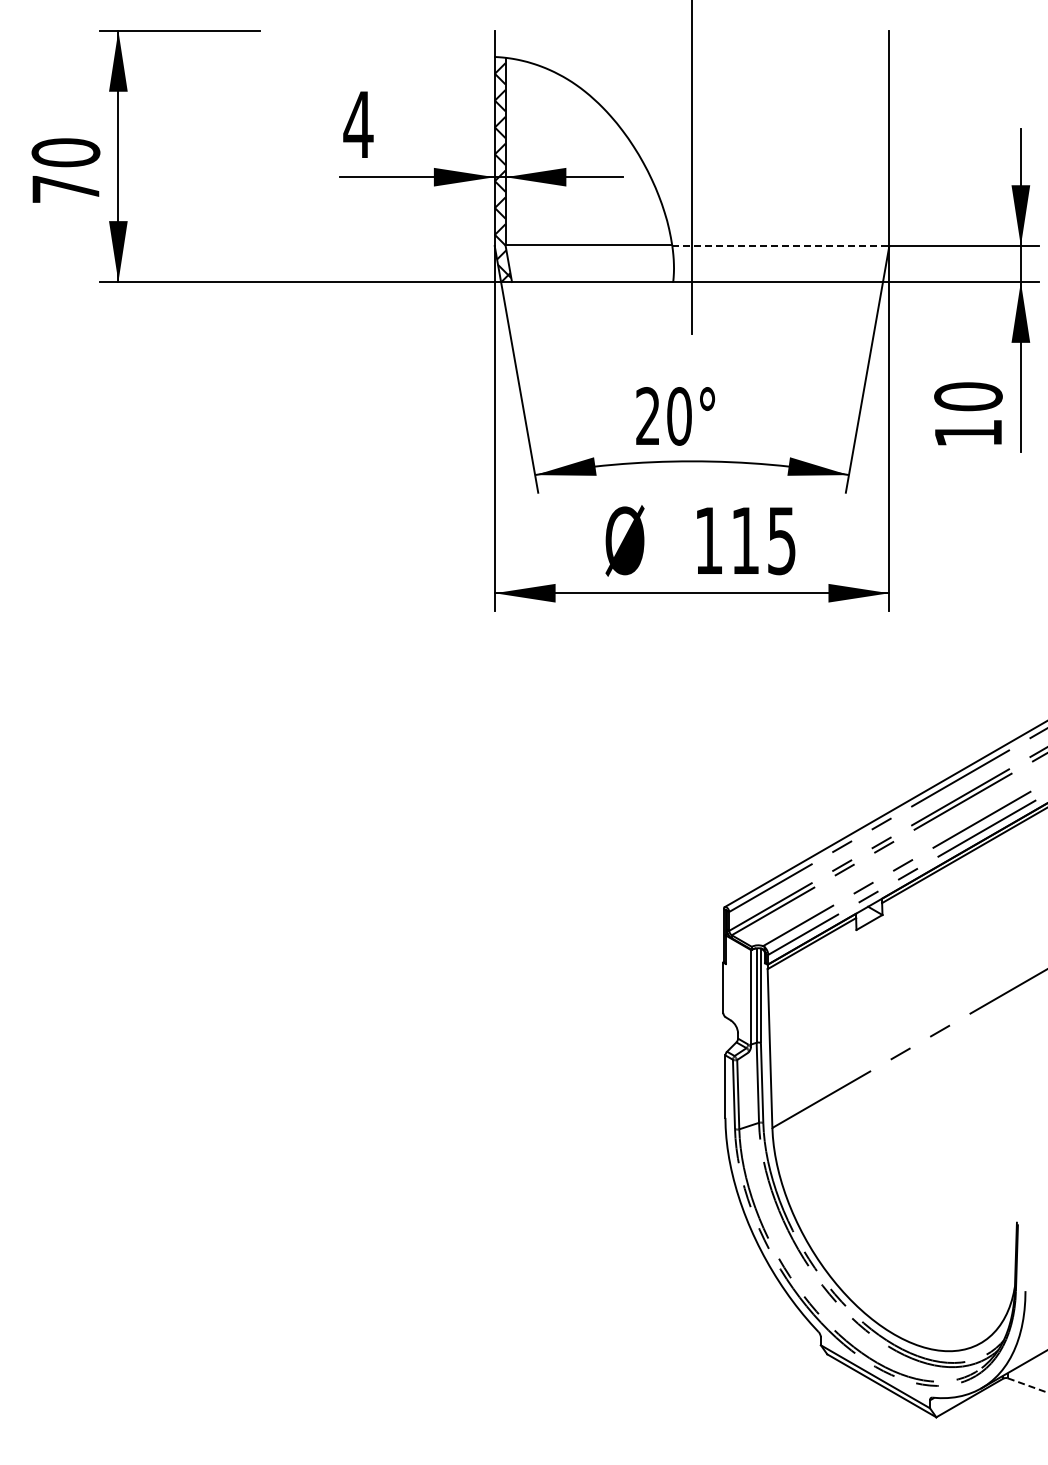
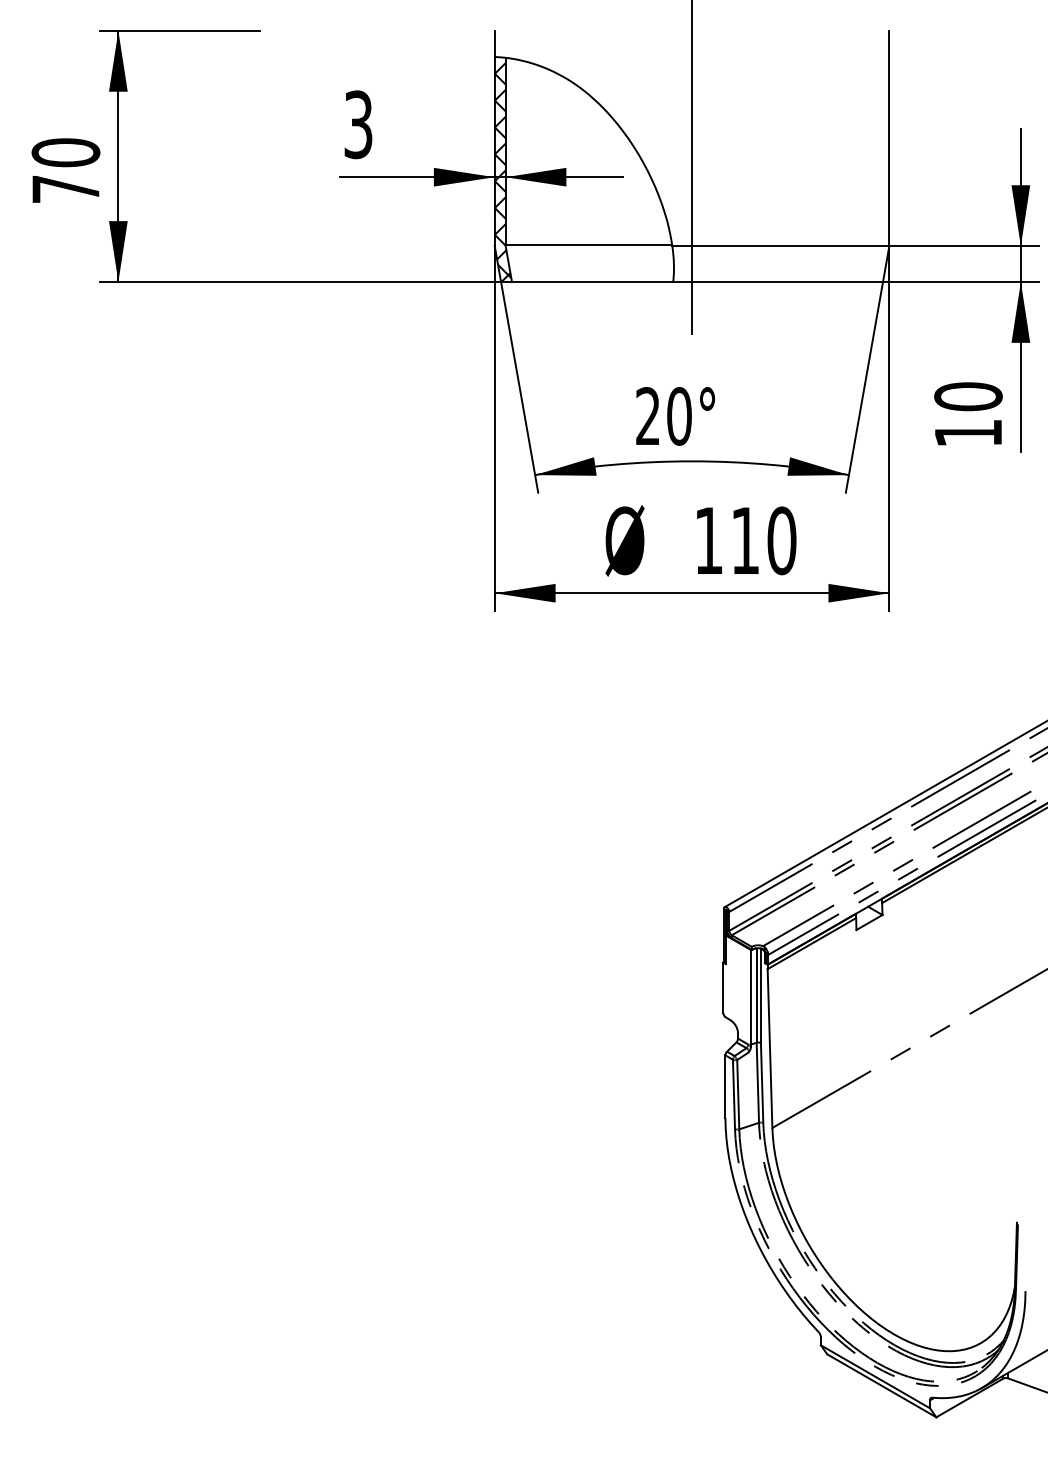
text: 4 -> 3 (358, 124)
line: dashed -> solid (781, 246)
text: 115 -> 110 (781, 540)
line: dashed -> solid (1027, 1385)
